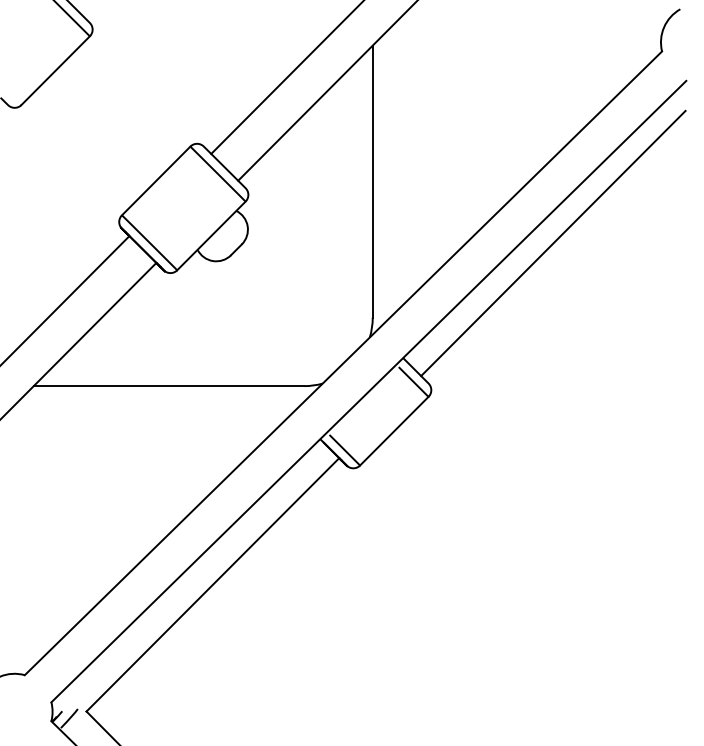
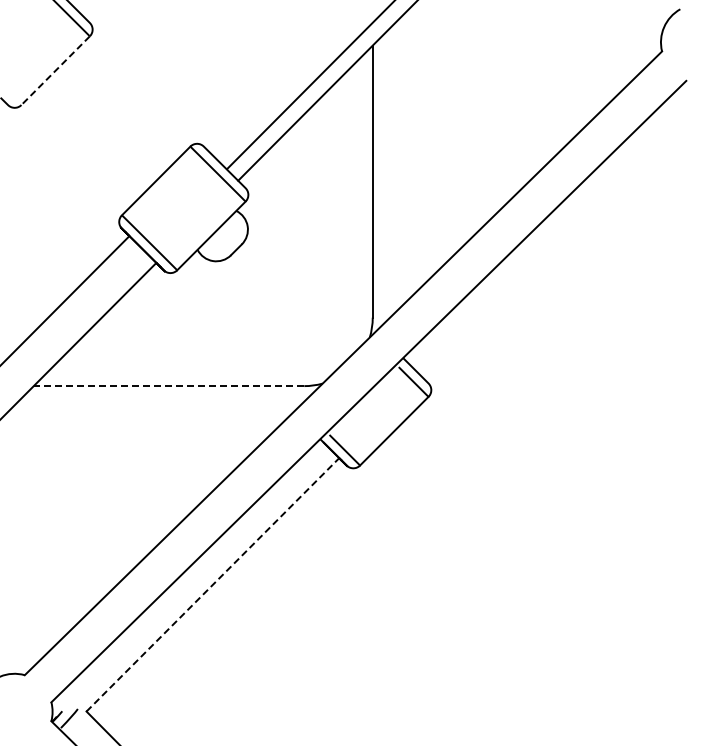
line: solid -> dashed (55, 71)
line position: (286, 77) -> (310, 85) (310, 85)
line: present -> none (553, 243)
line: solid -> dashed (168, 386)
line: solid -> dashed (212, 584)
